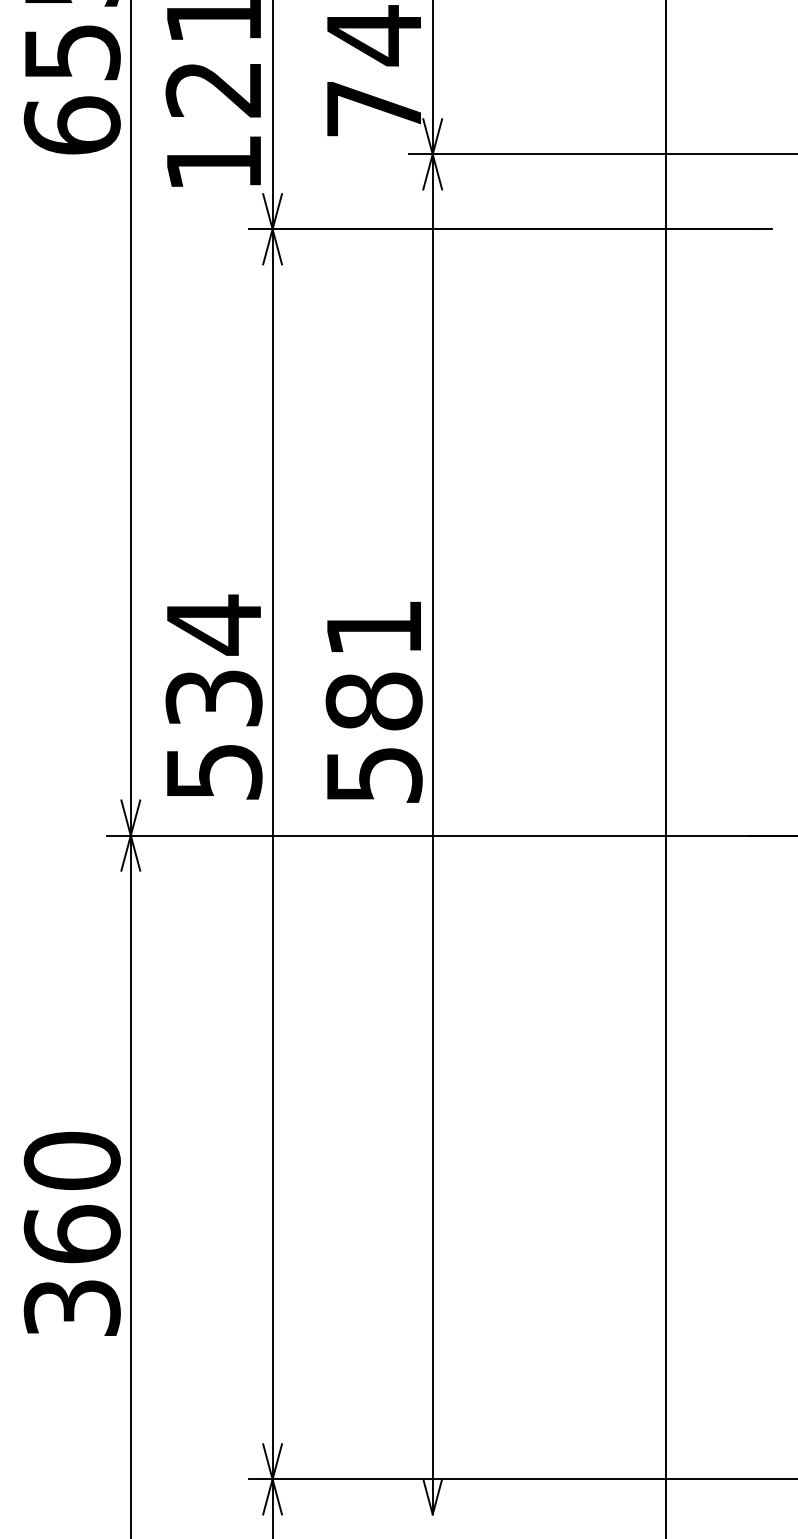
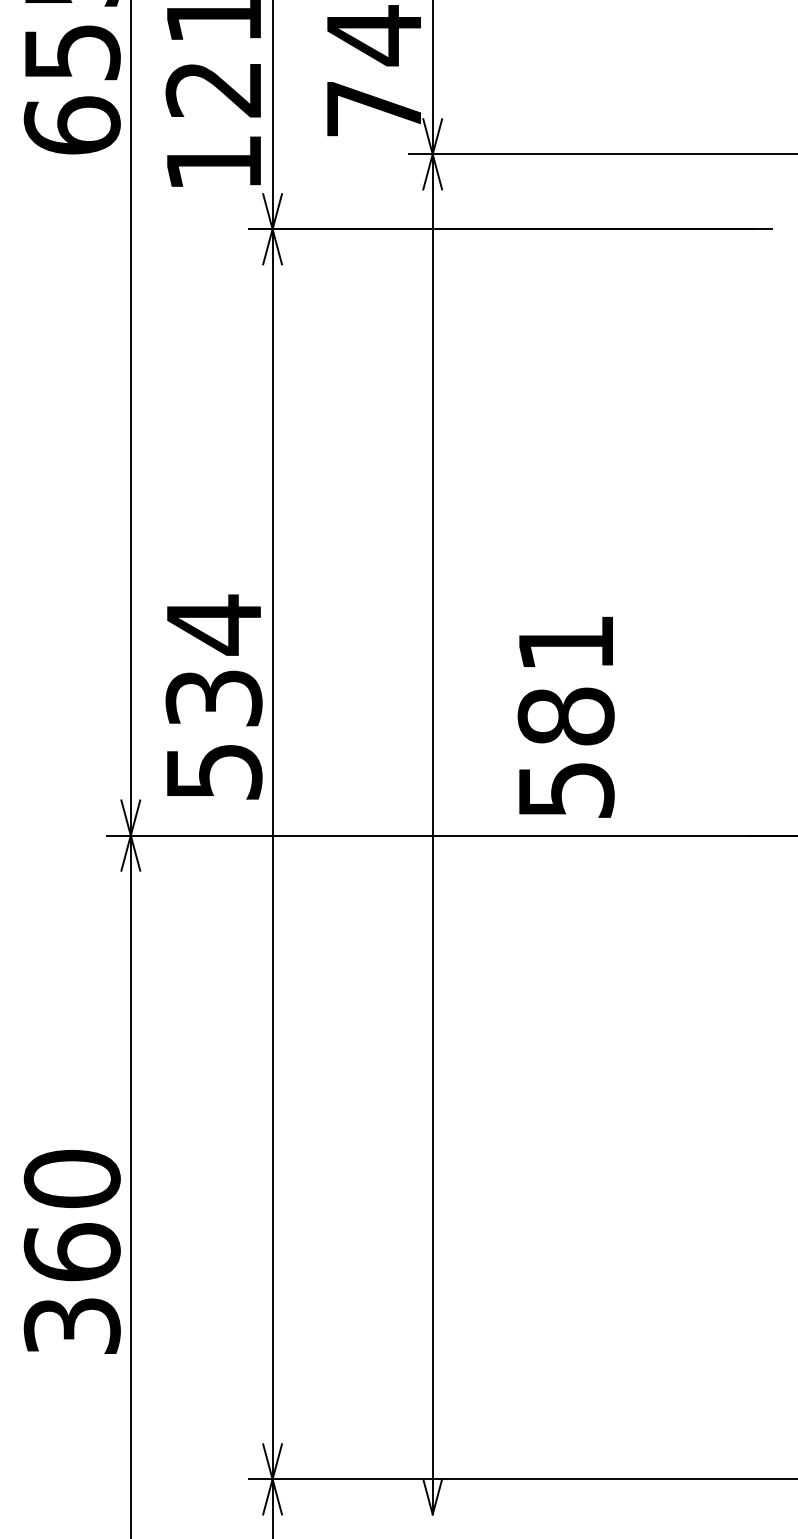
text position: (373, 701) -> (565, 716) (565, 716)
line: present -> none (665, 768)
text position: (71, 1233) -> (71, 1251) (71, 1251)
